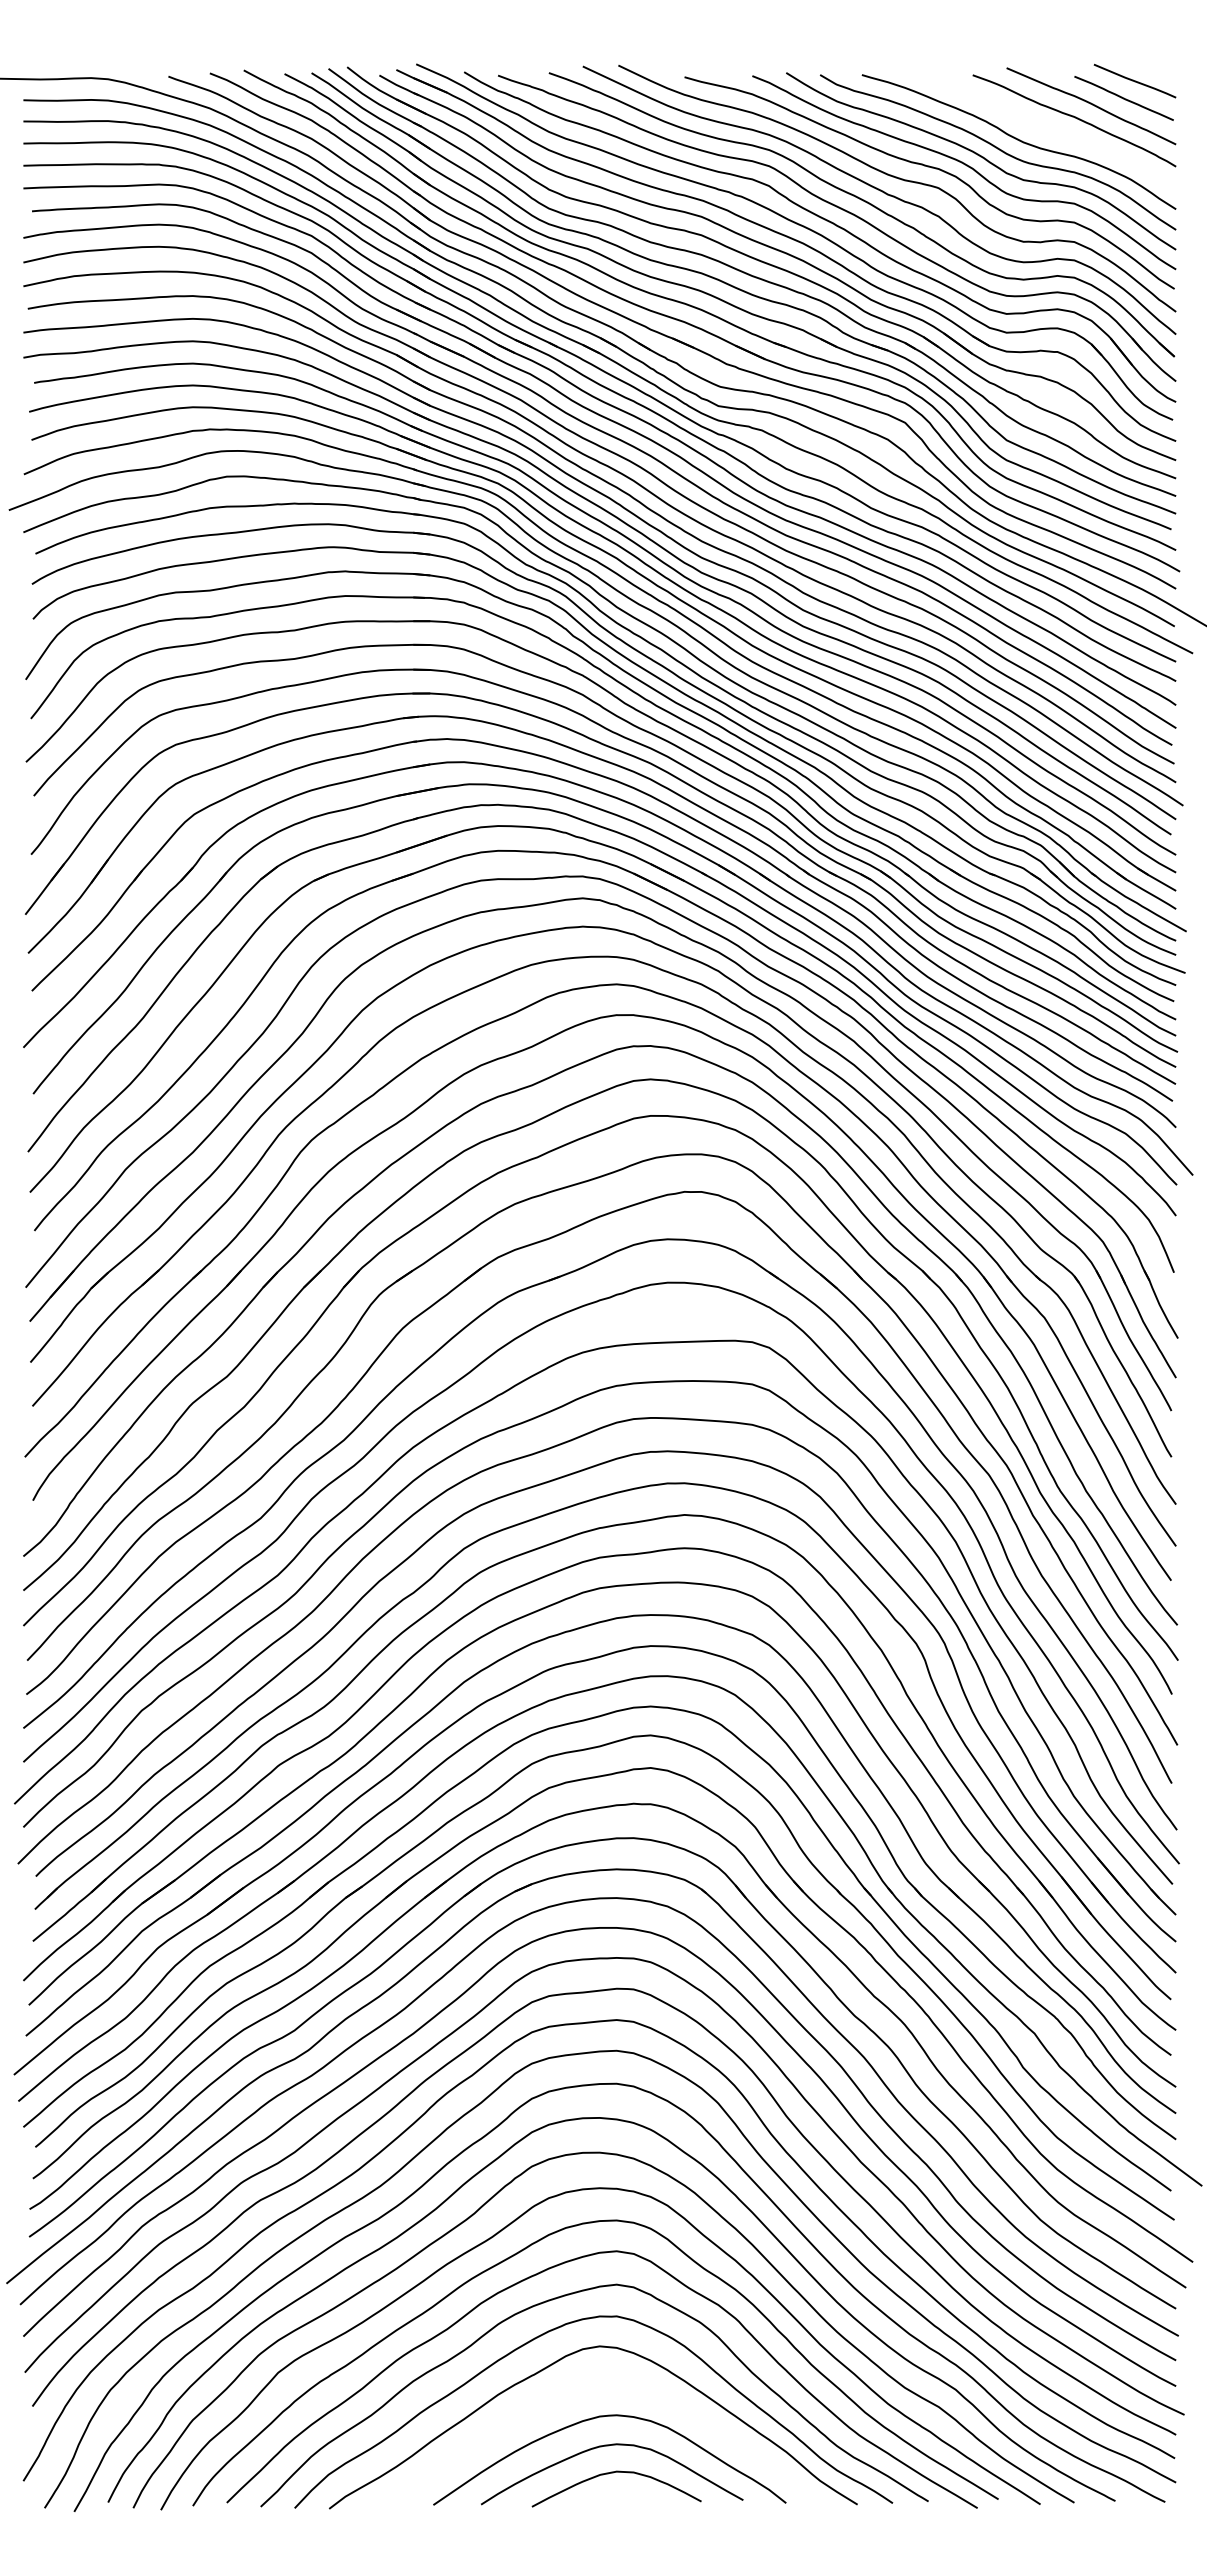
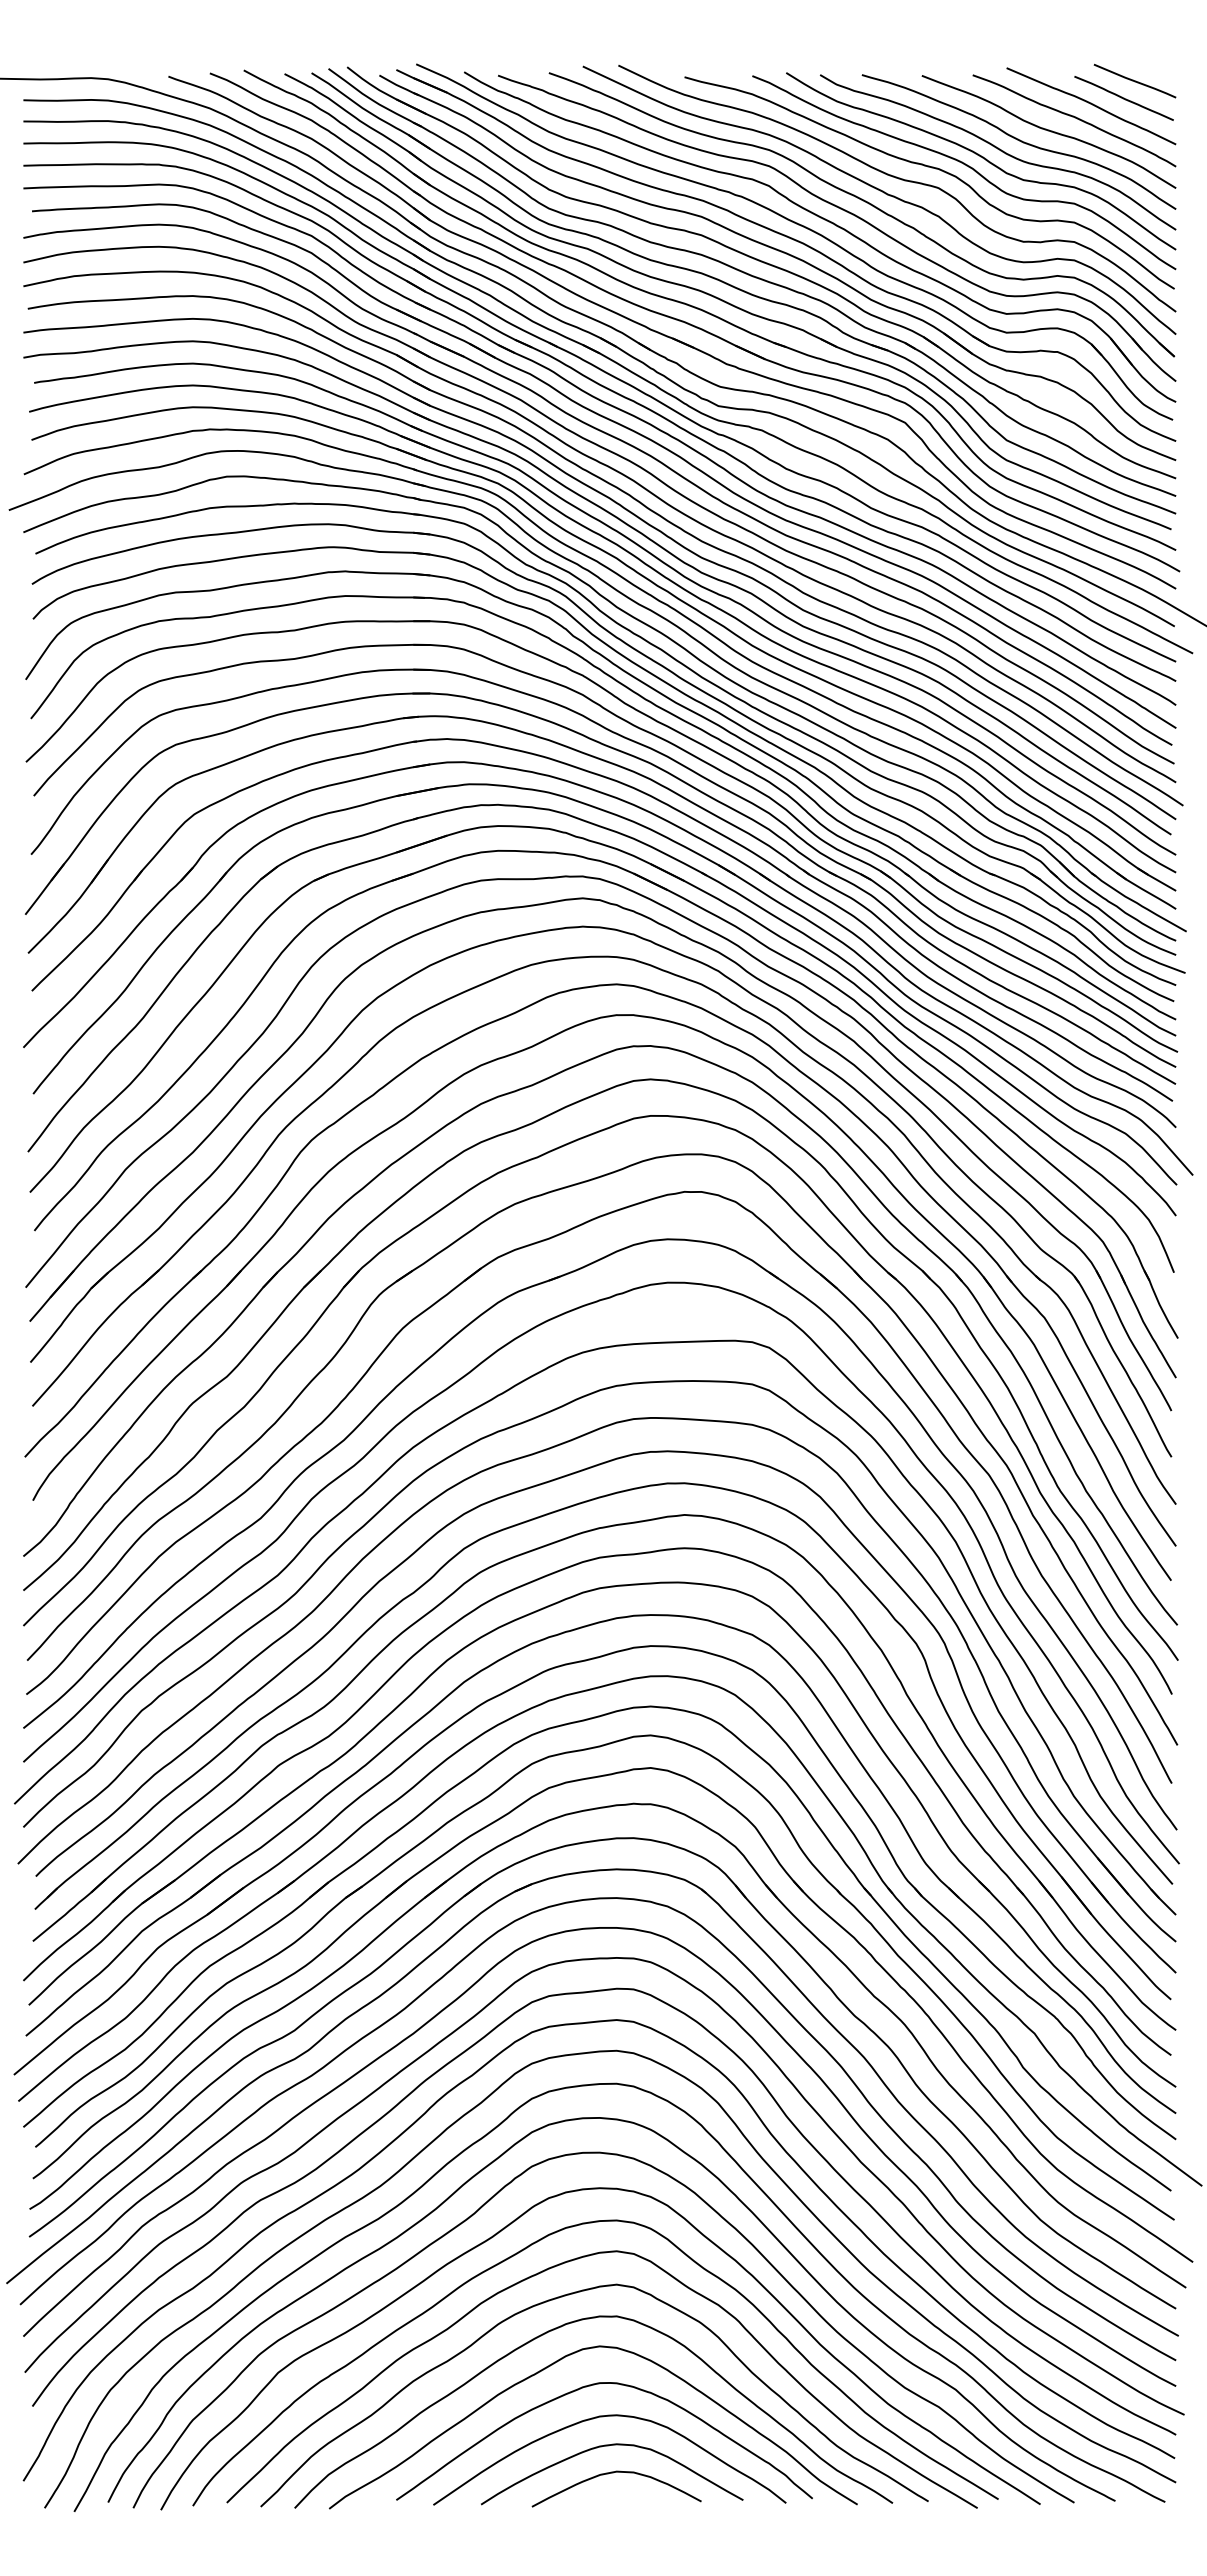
curve: none -> present (1048, 131)
curve: none -> present (590, 2386)
